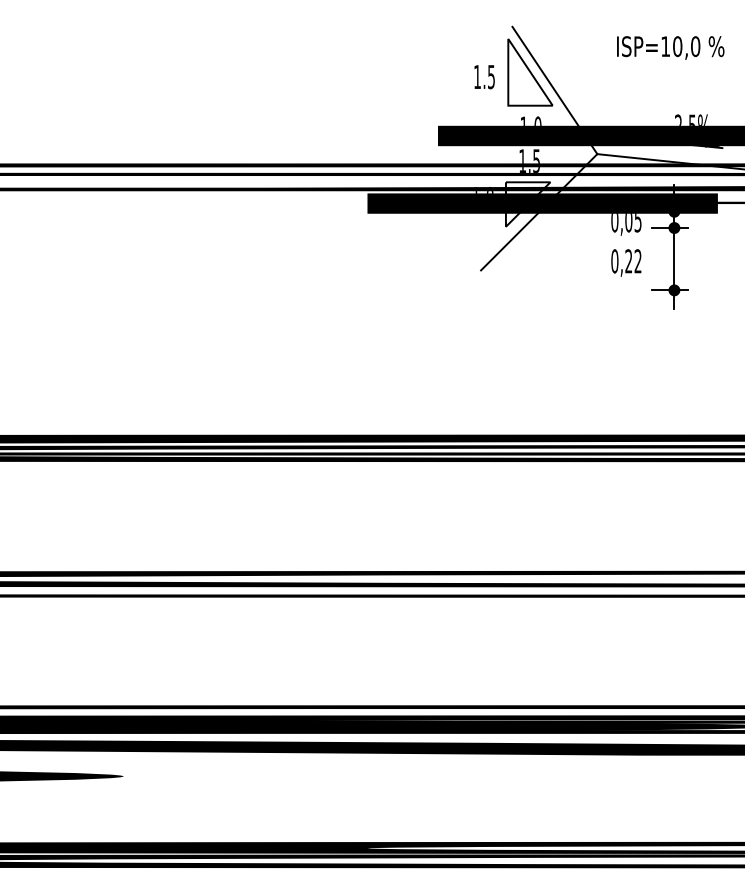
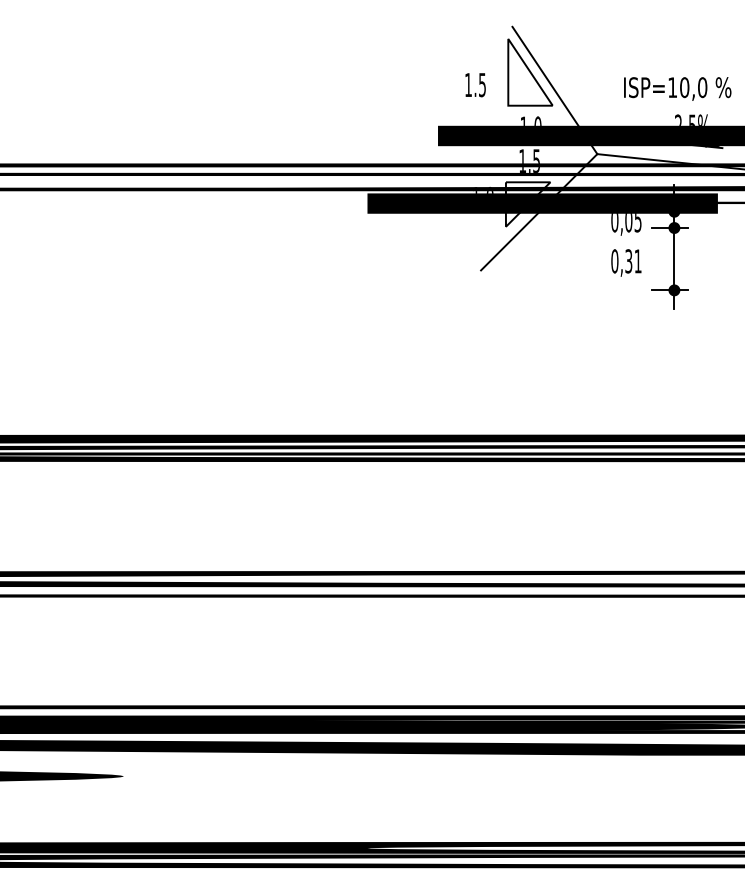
text position: (670, 47) -> (677, 88) (677, 88)
text position: (484, 77) -> (475, 85) (475, 85)
text: 0,22 -> 0,31 (633, 261)
